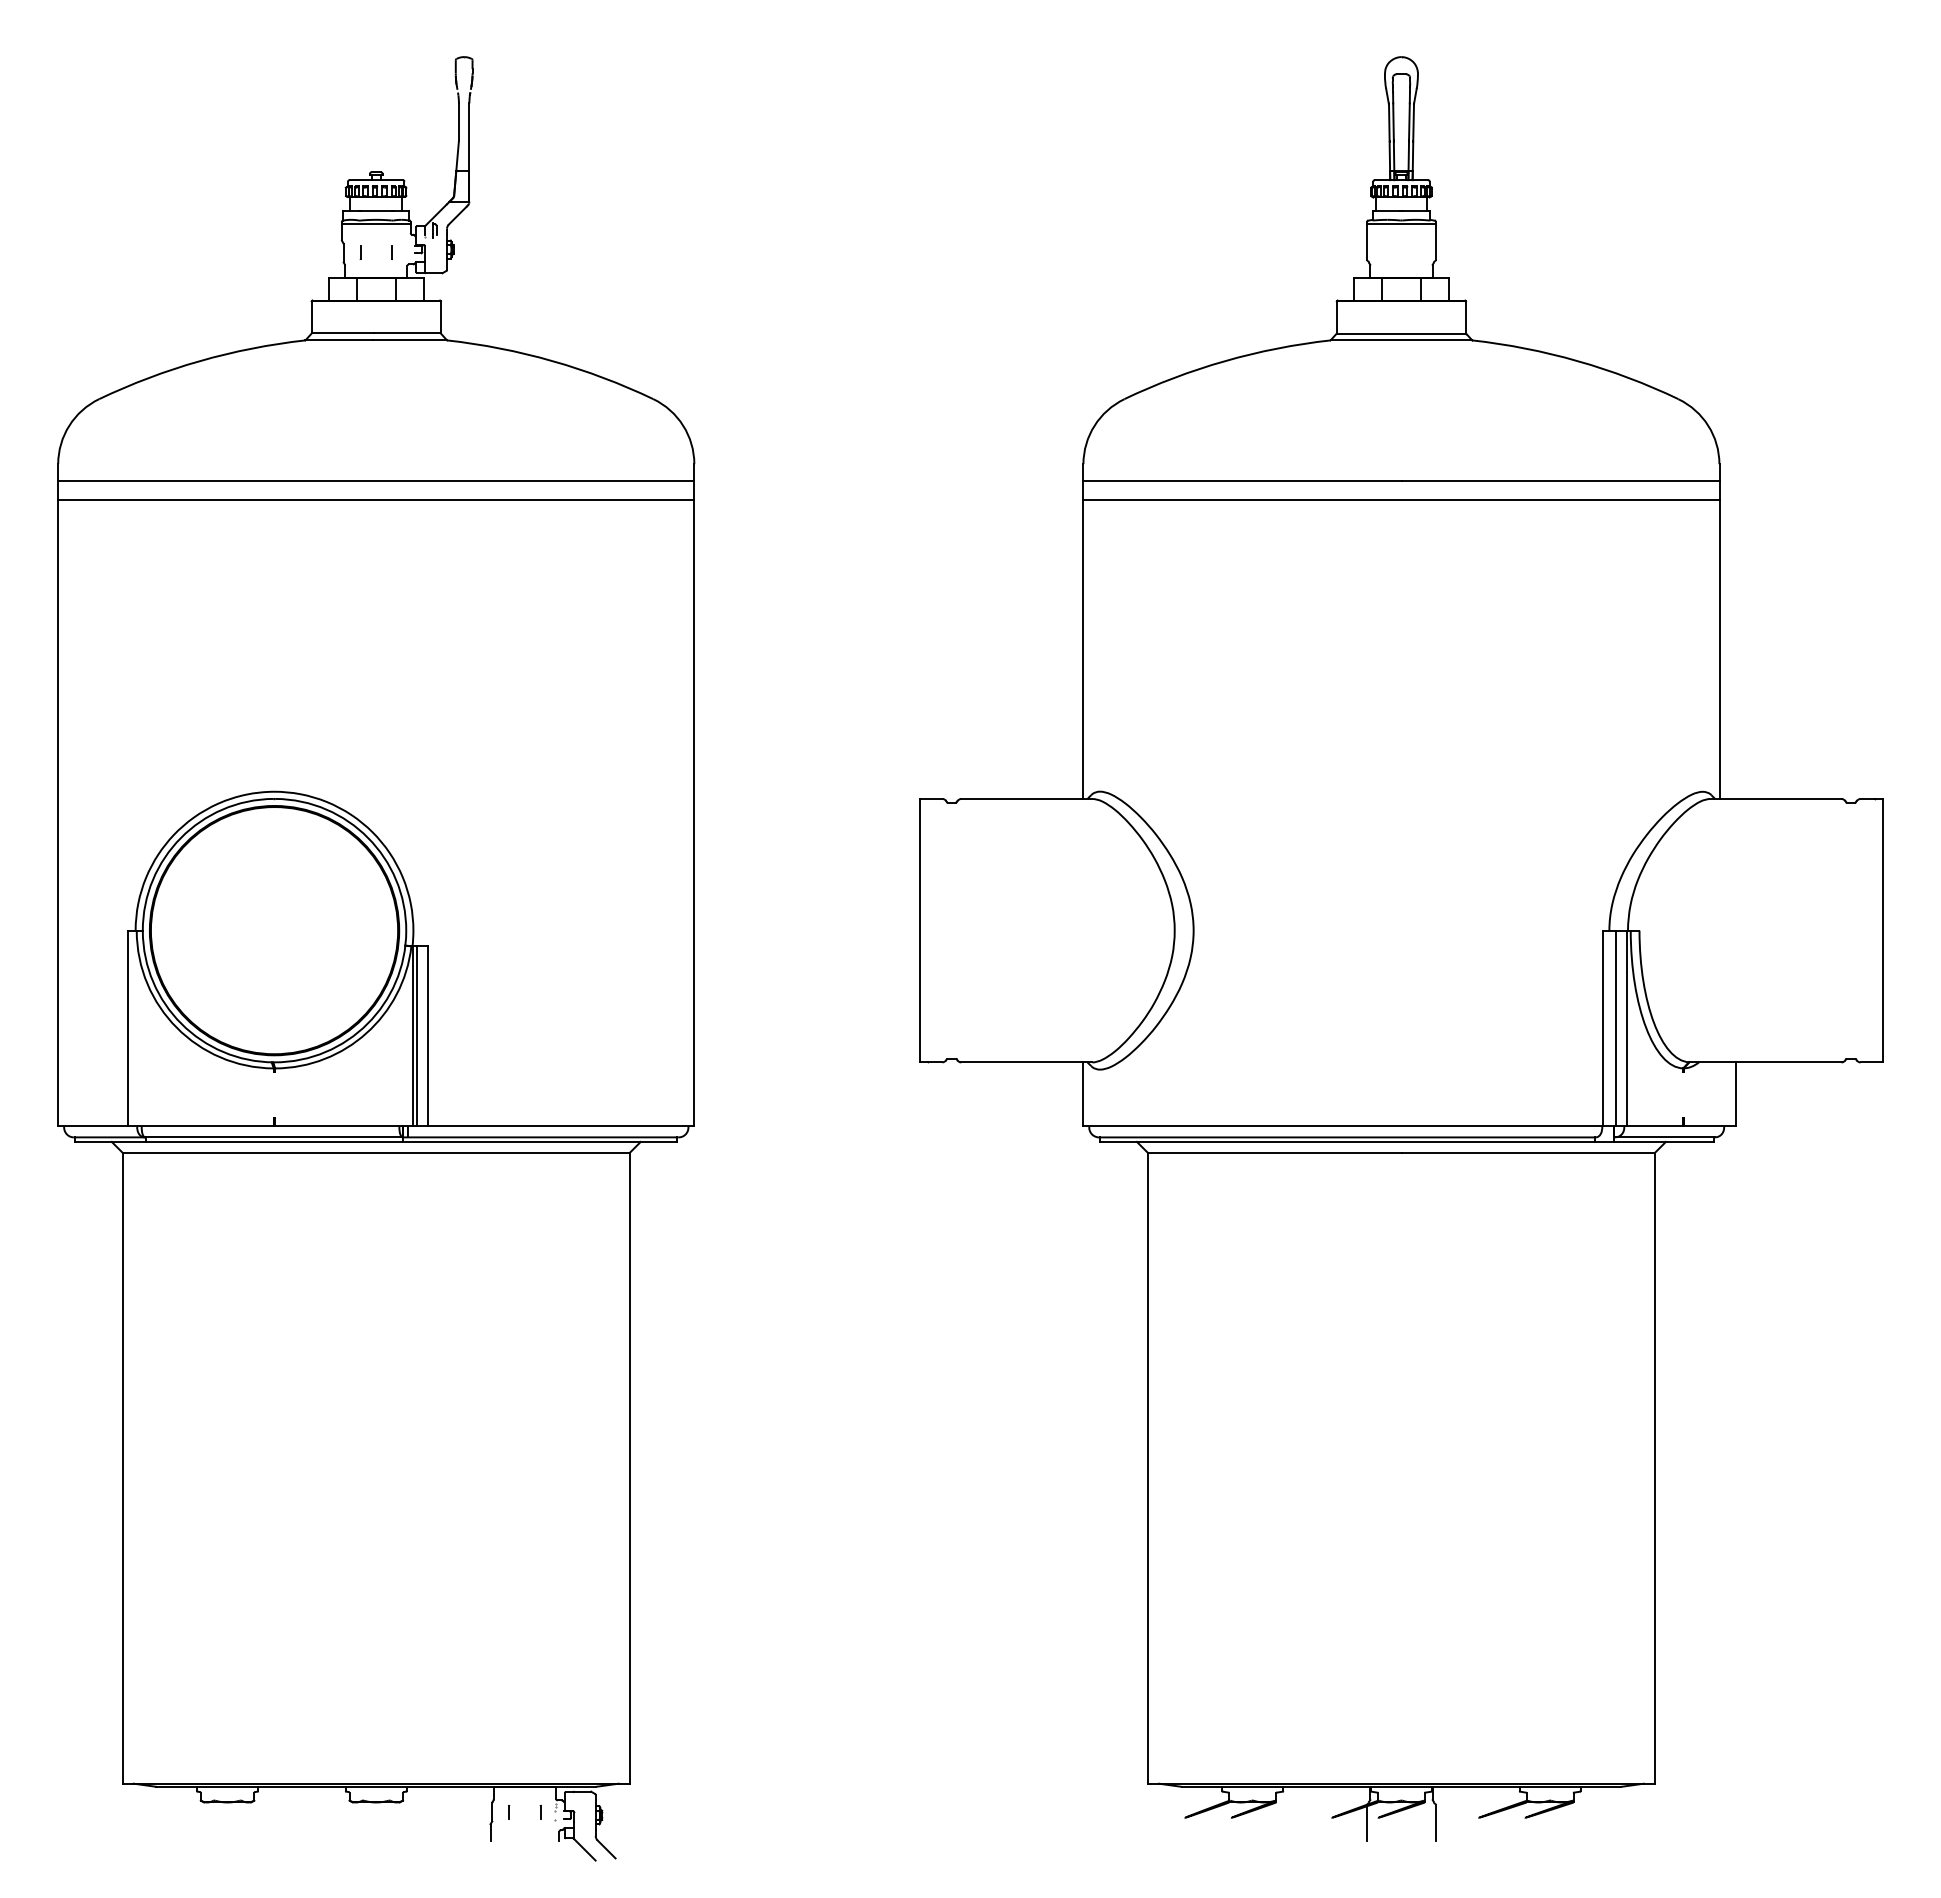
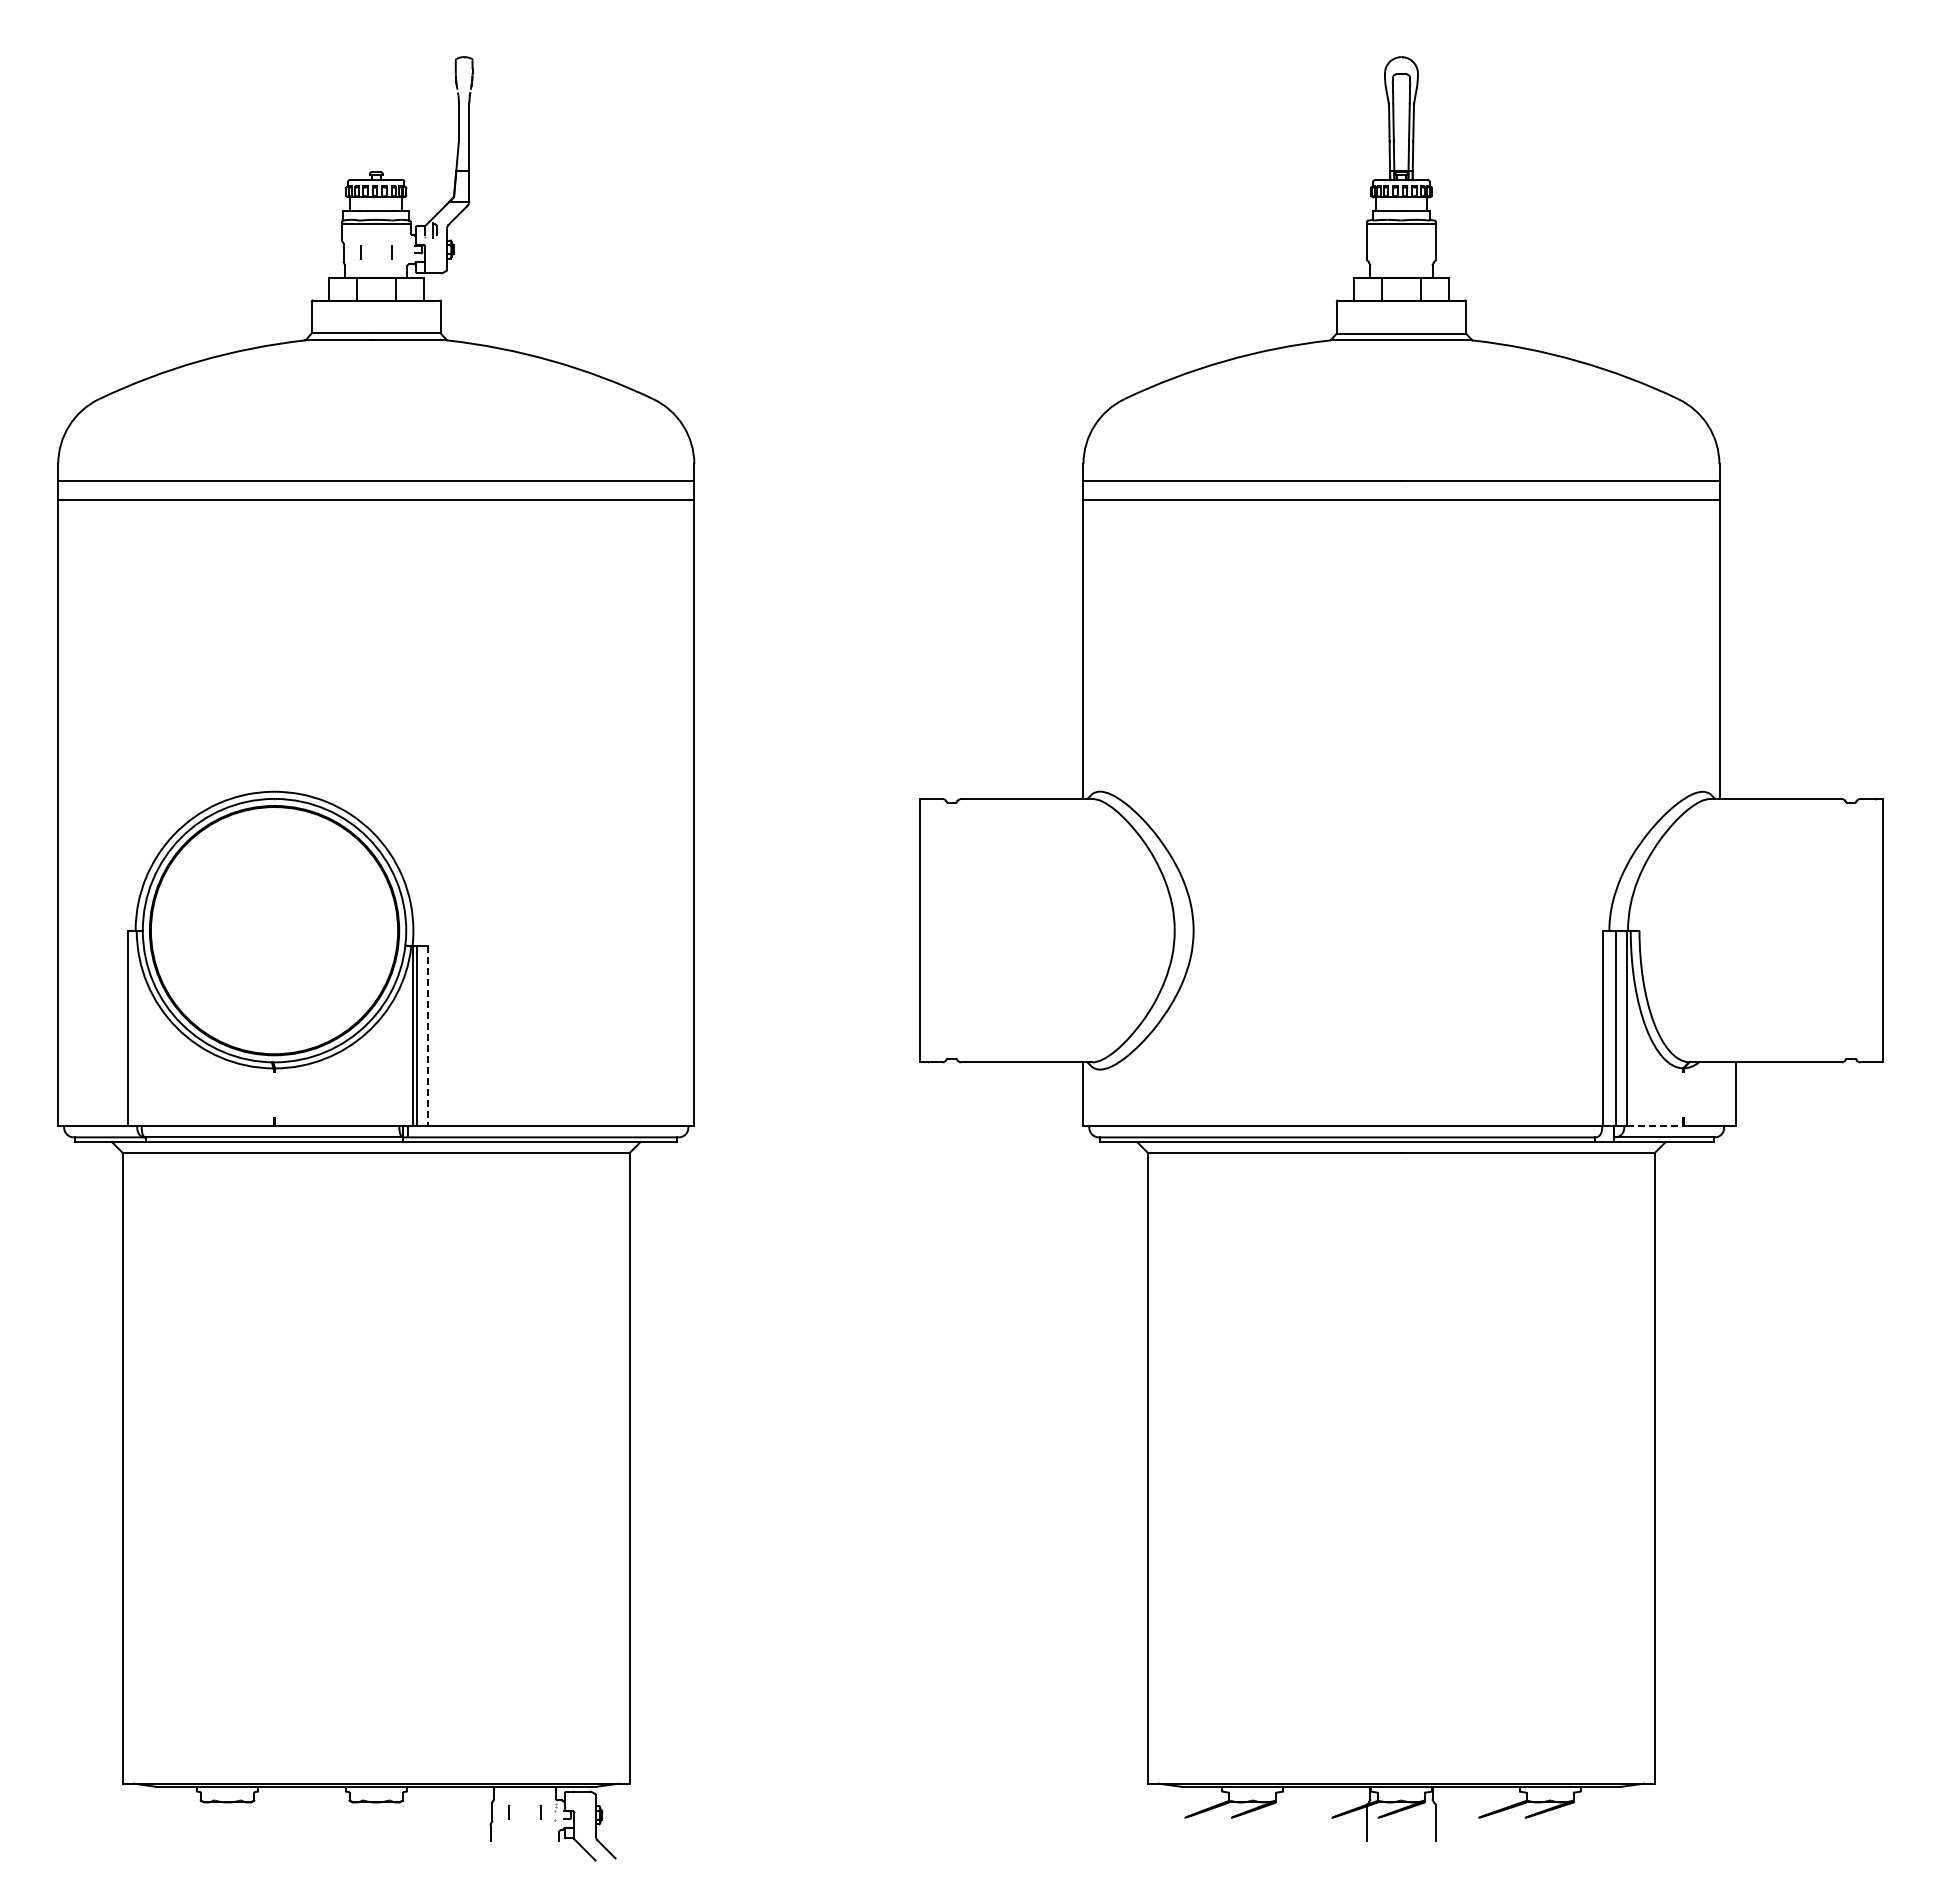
line: solid -> dashed (427, 1036)
line: solid -> dashed (1655, 1126)
